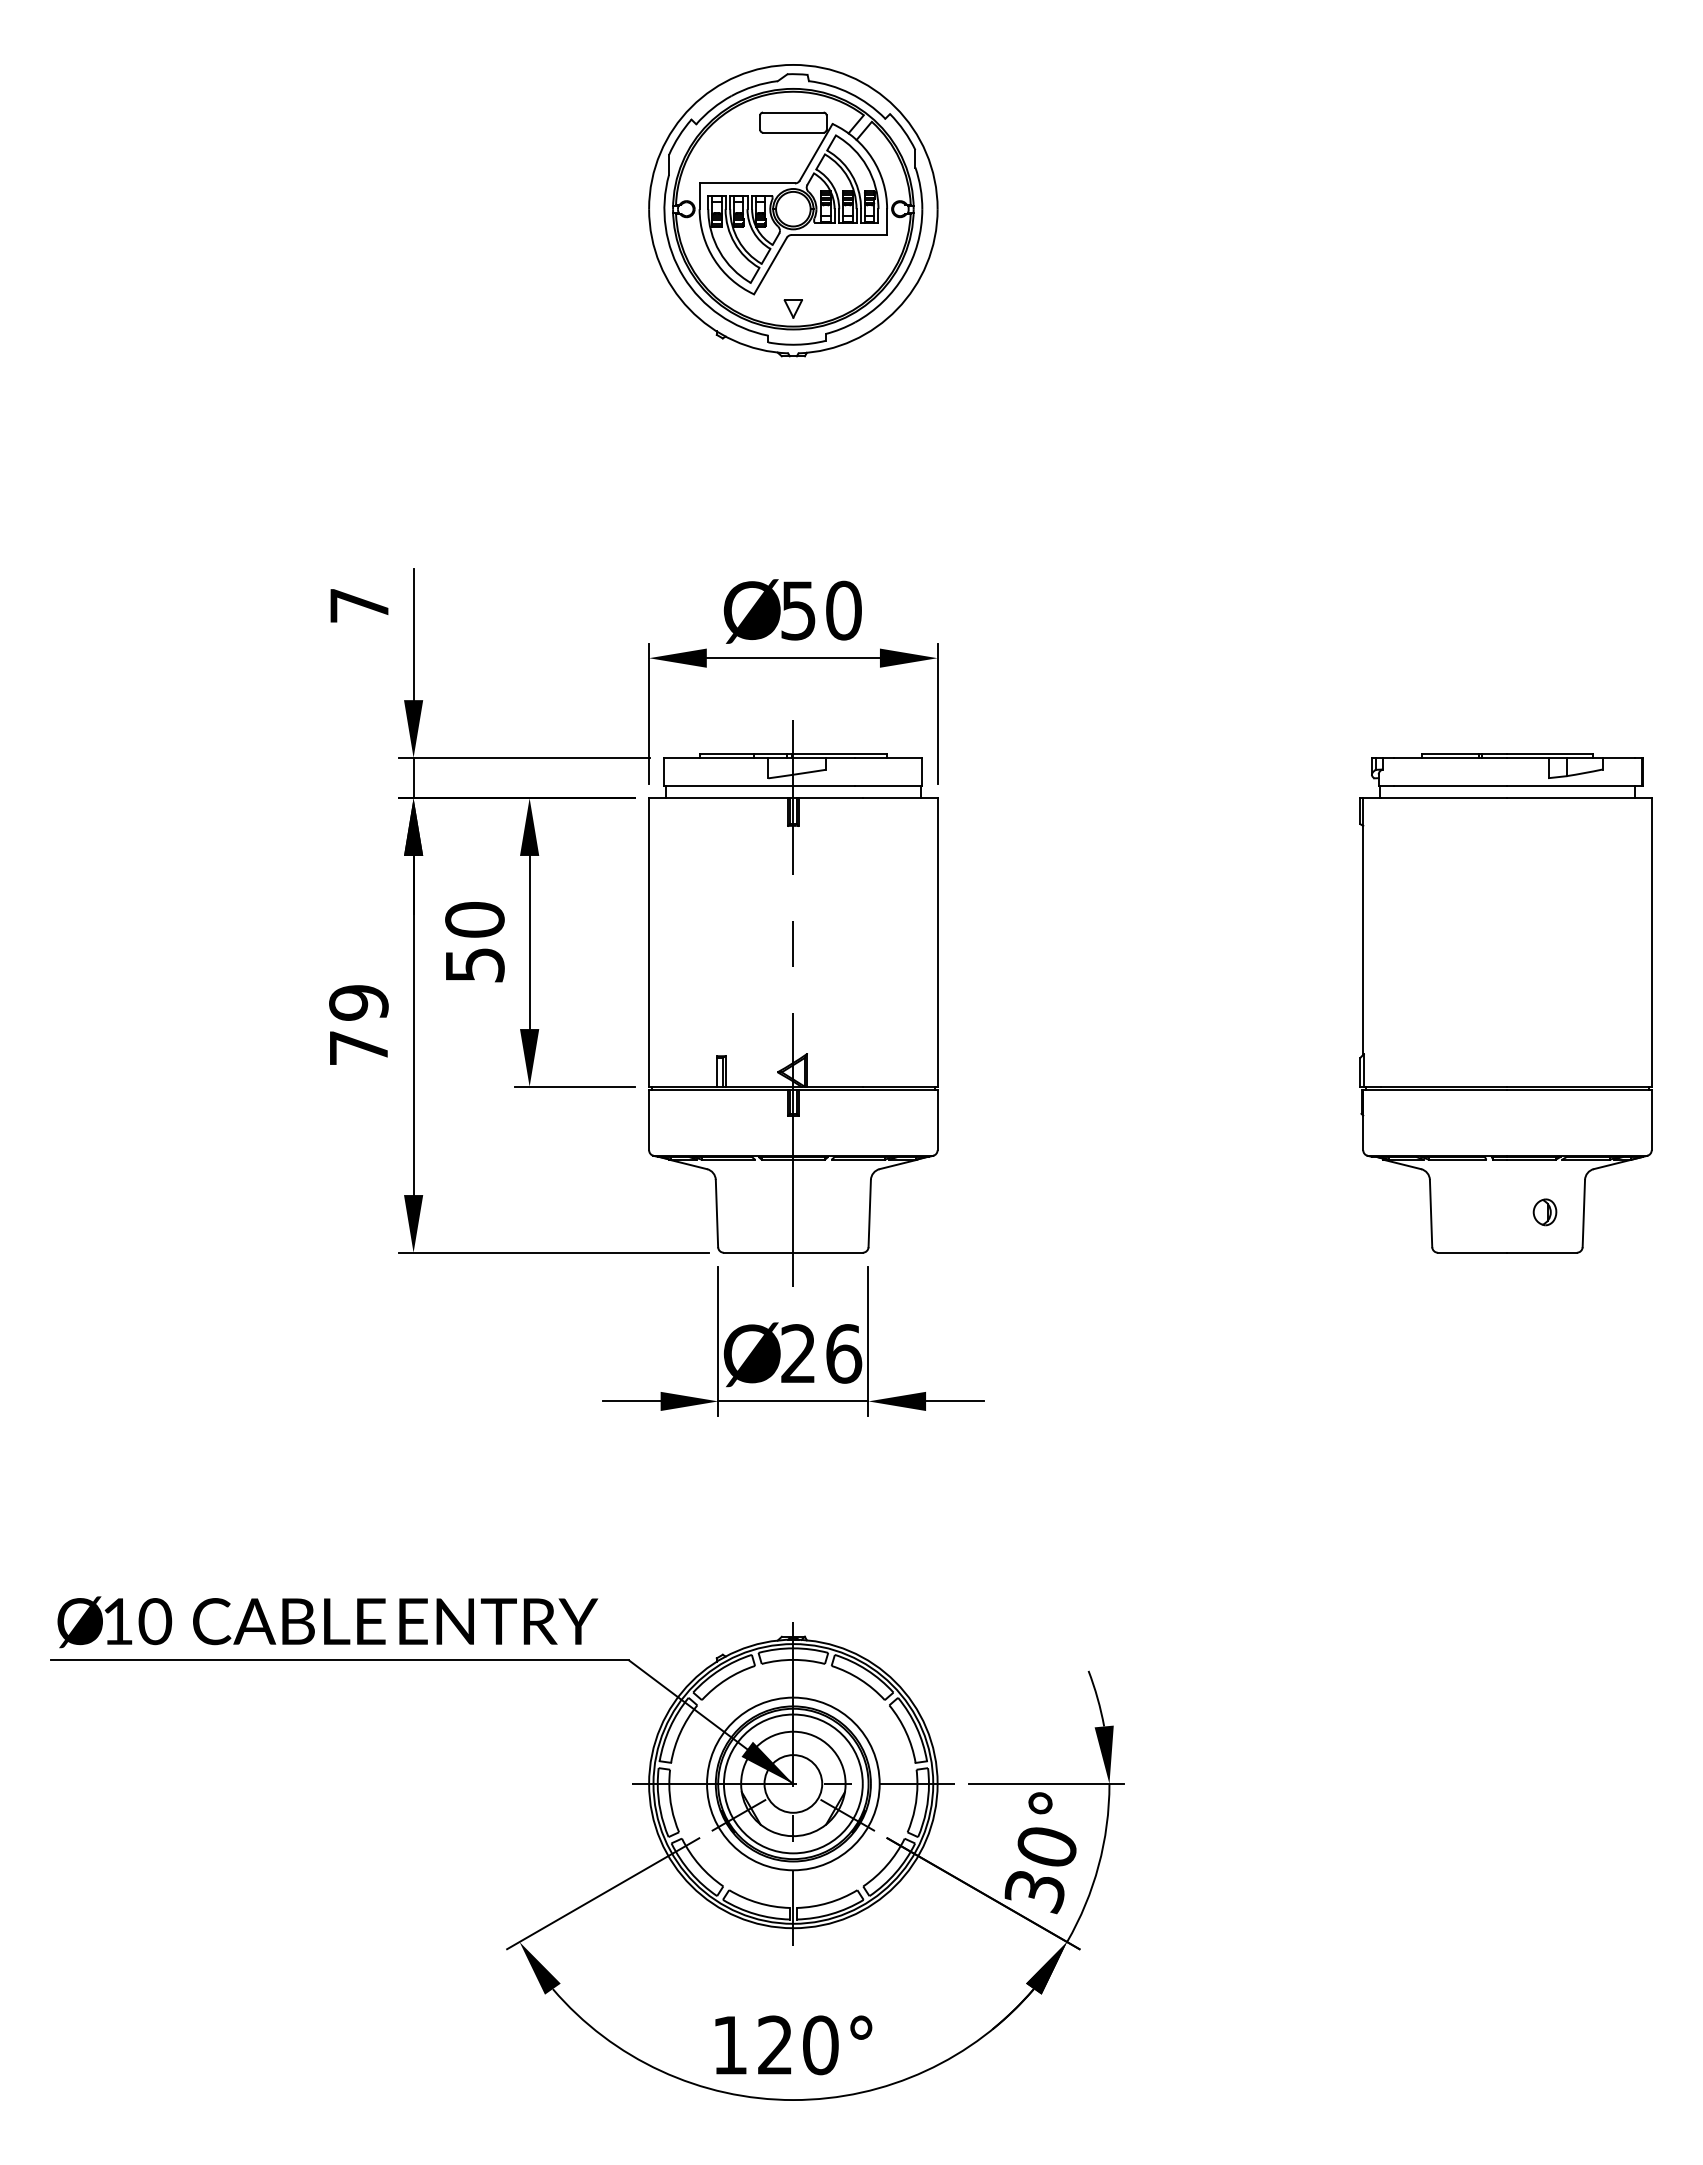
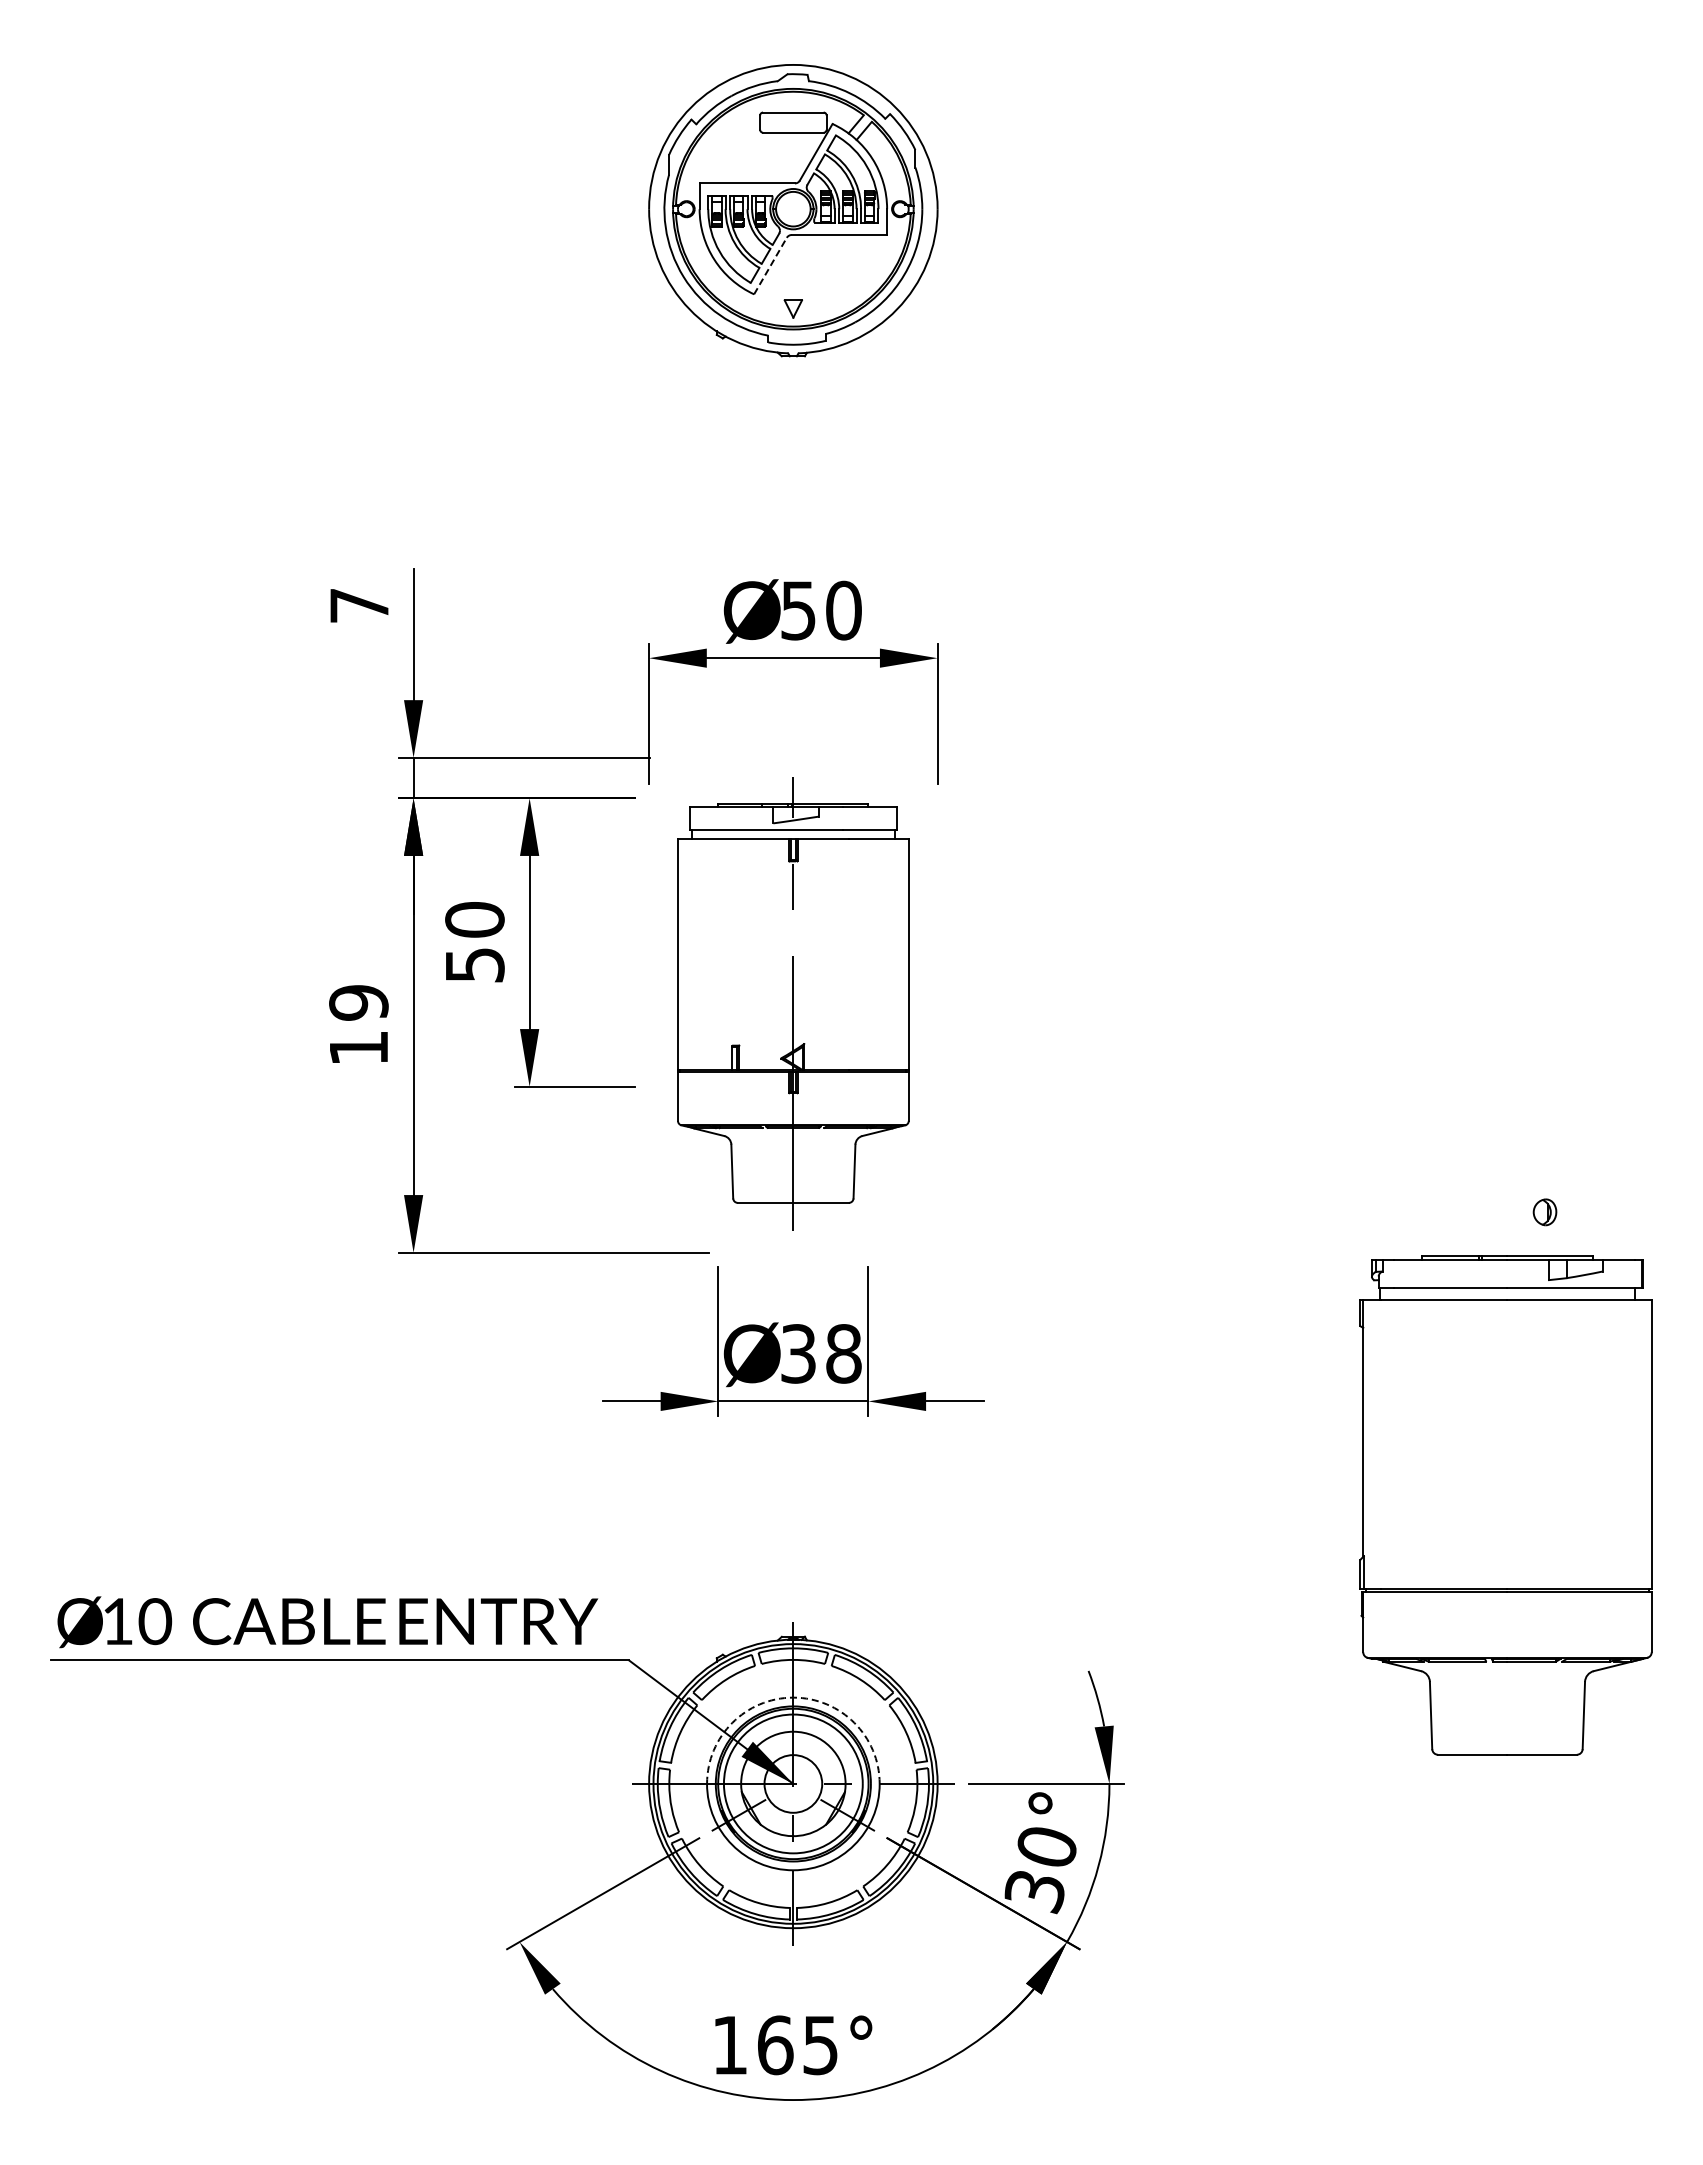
line: solid -> dashed (770, 266)
part size: 291x567 px -> 233x454 px (793, 1003)
part position: (1505, 1003) -> (1505, 1505) (1505, 1505)
text: 79 -> 19 (358, 1047)
text: 26 -> 38 (821, 1353)
arc: solid -> dashed (793, 1697)
text: 120° -> 165° (798, 2045)
